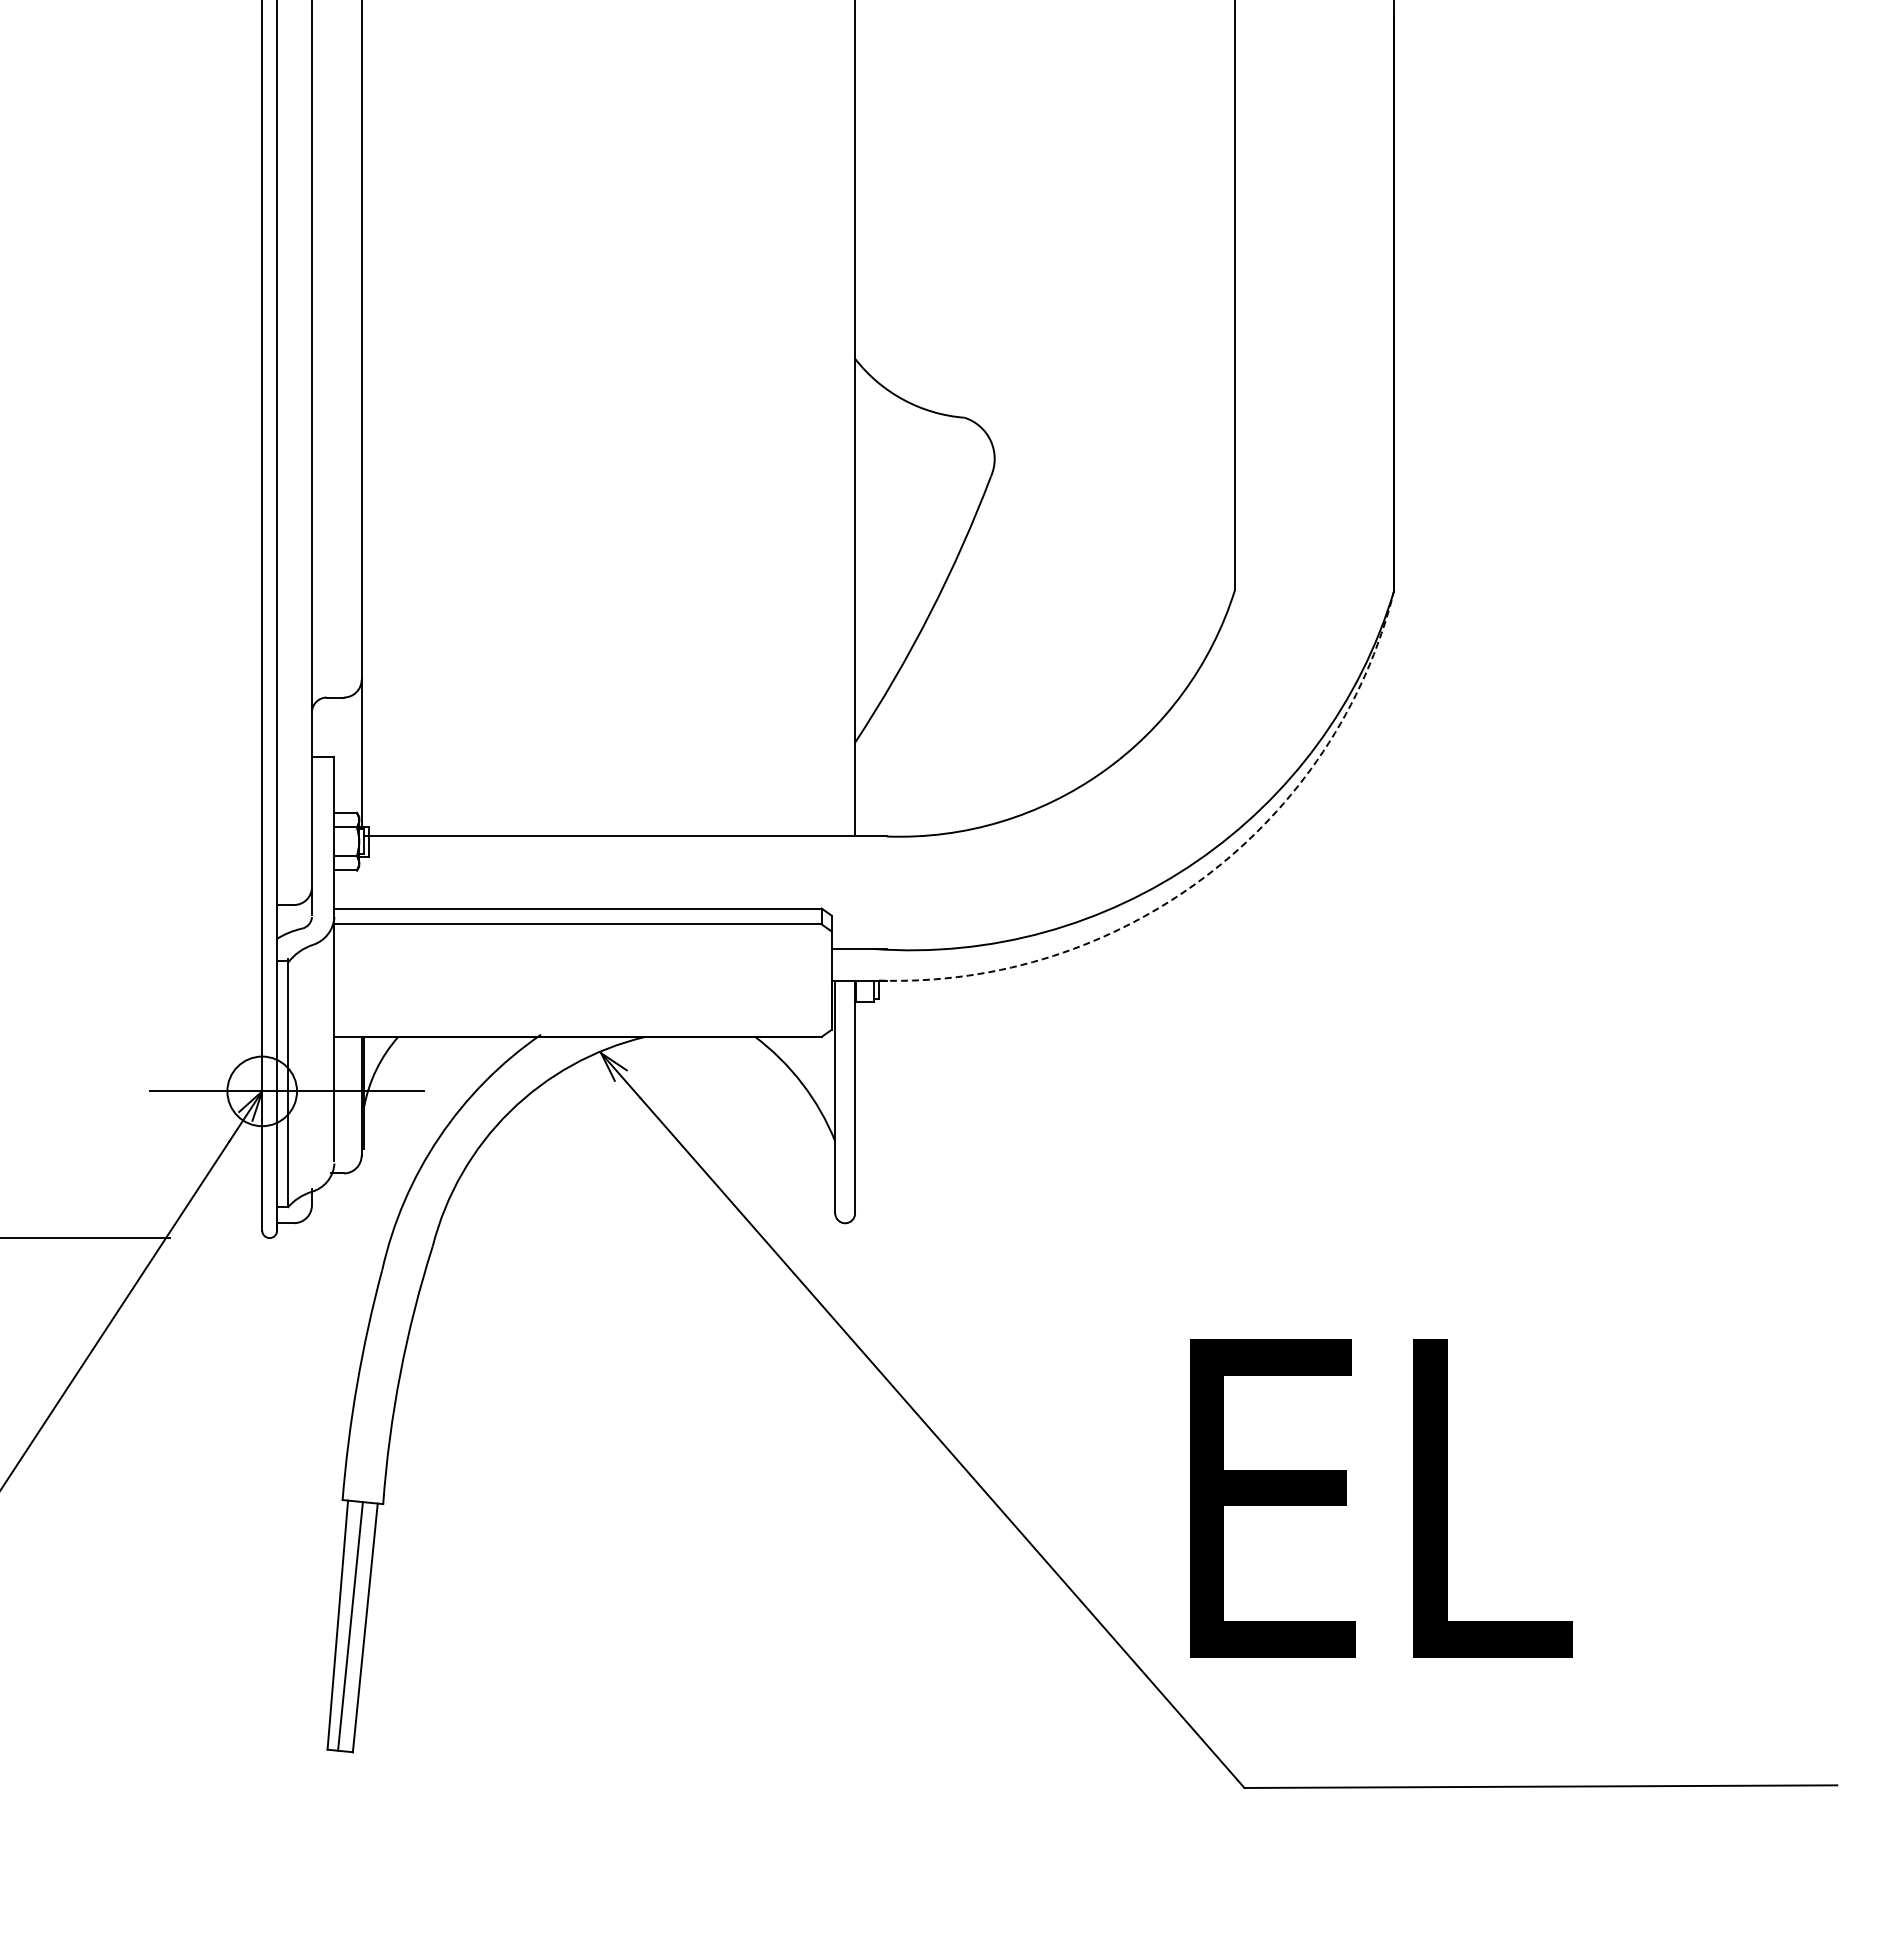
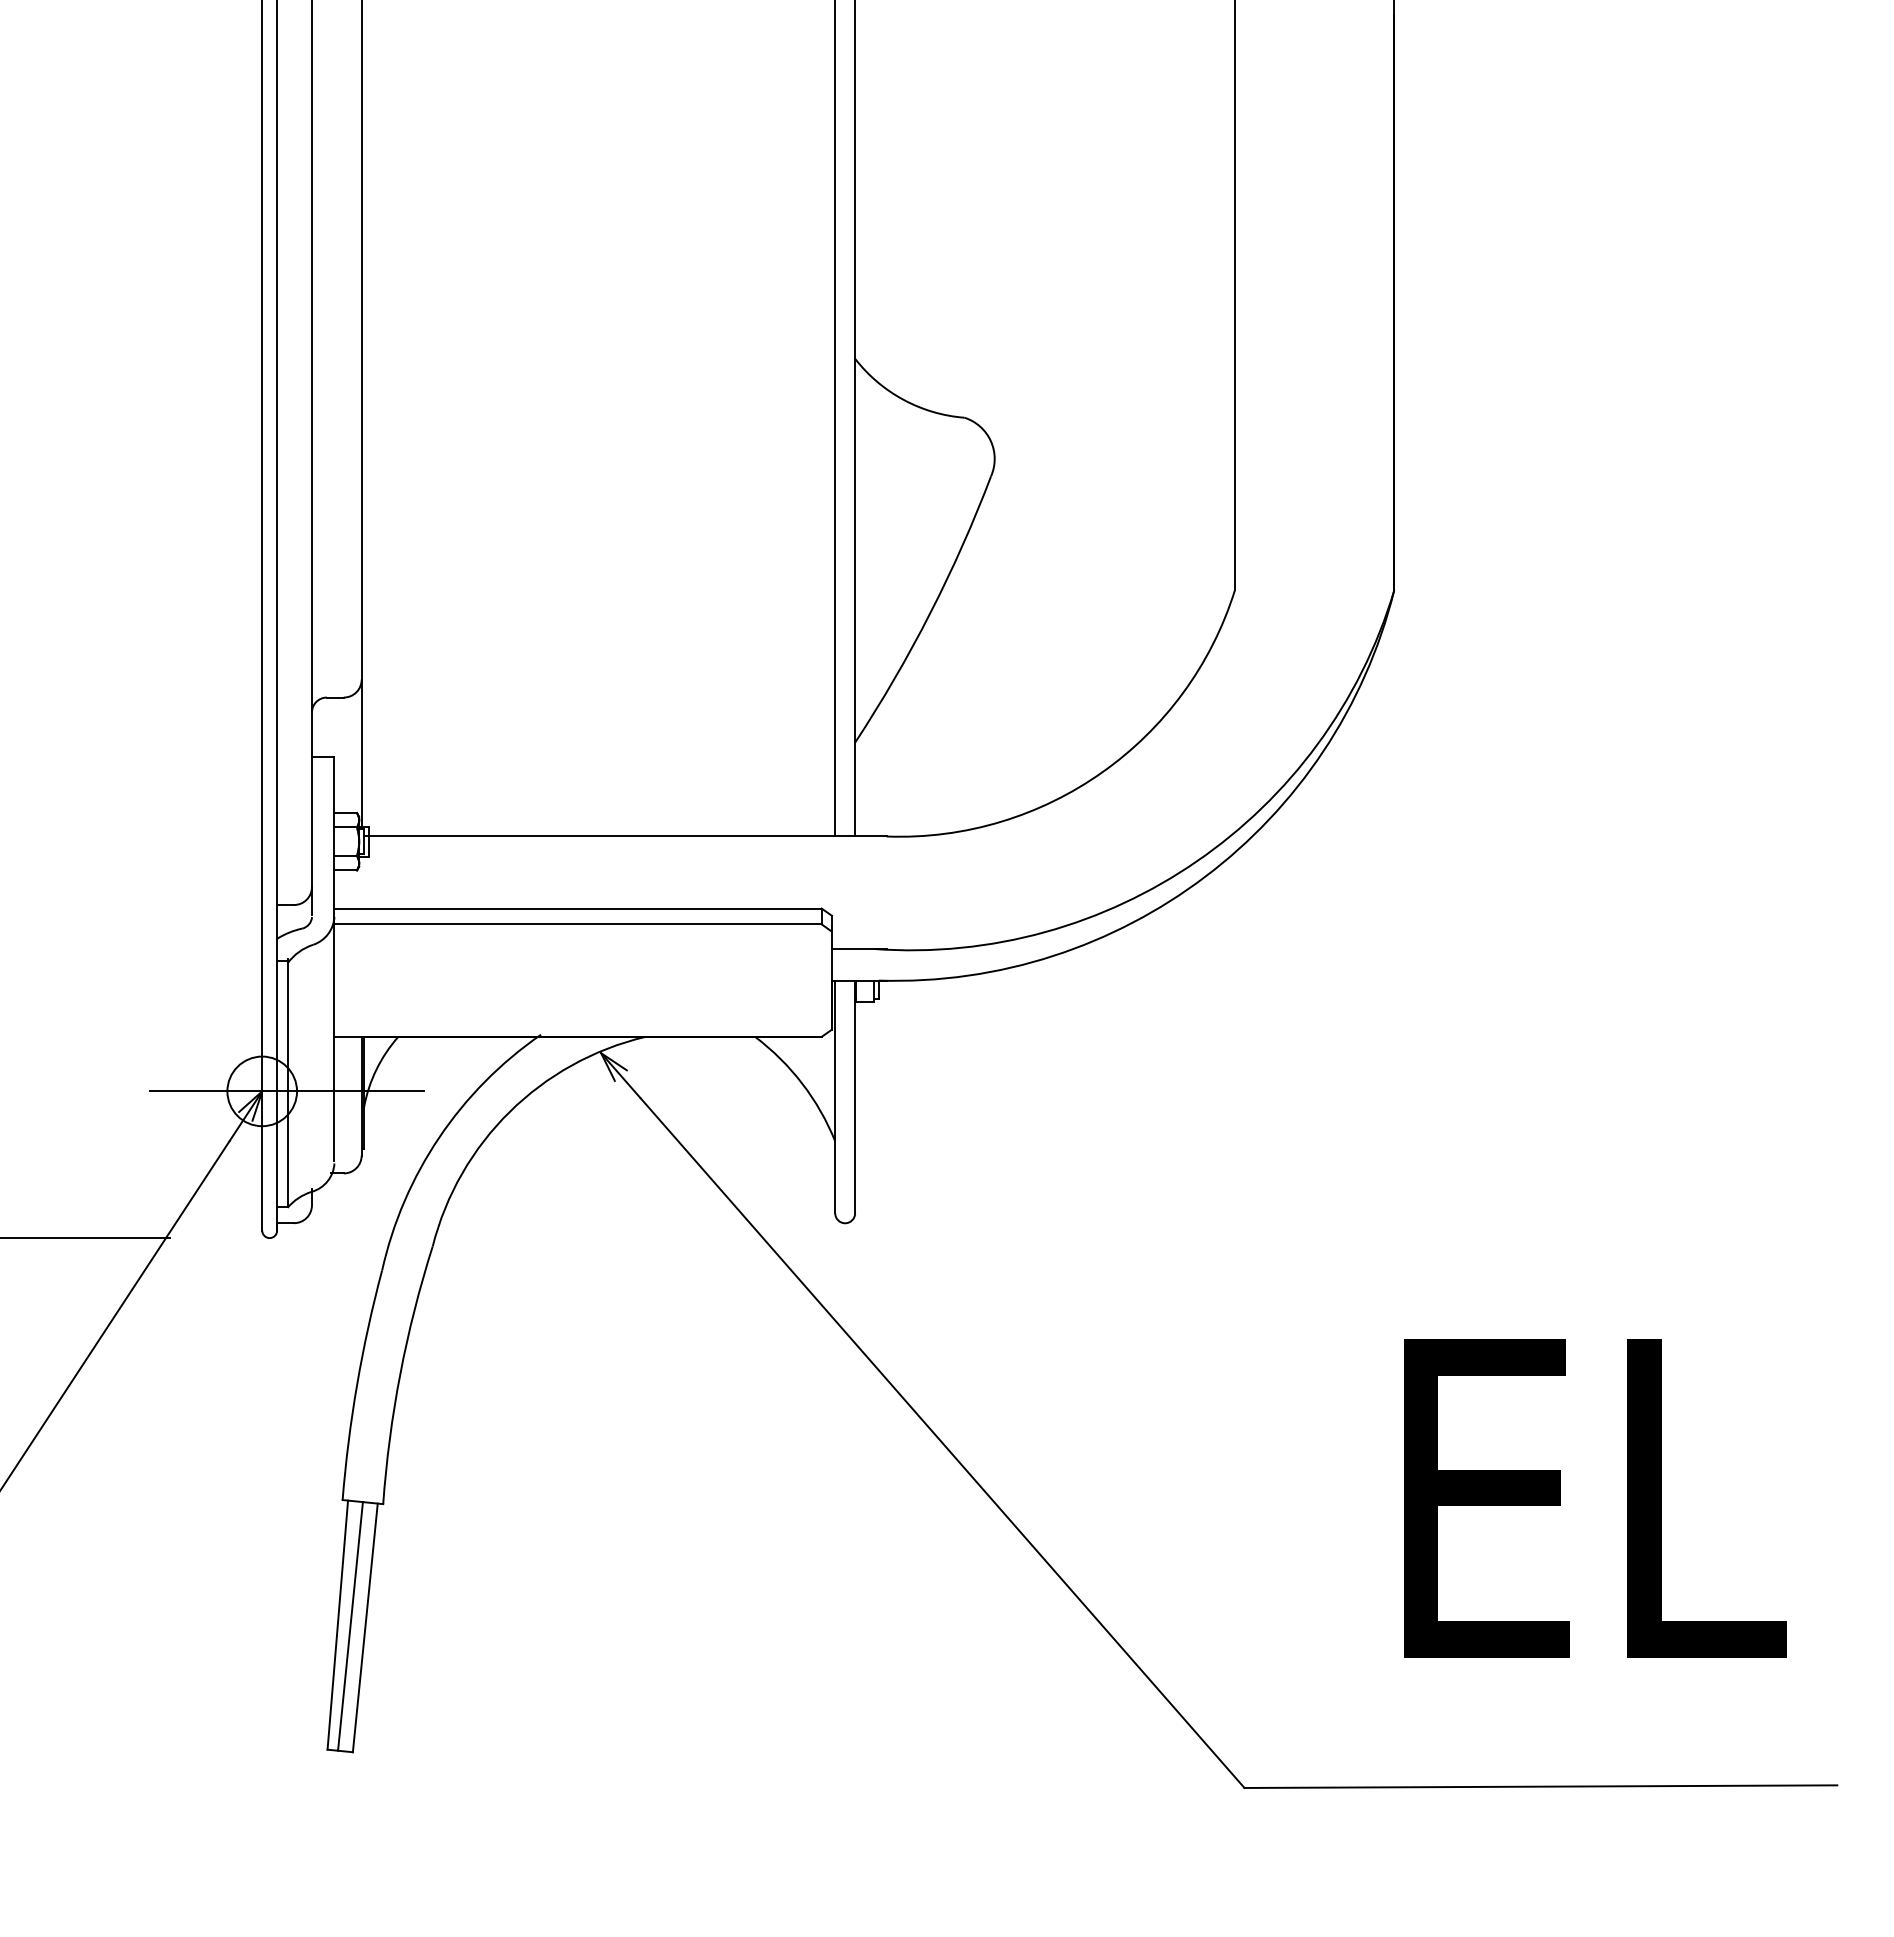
line: none -> present (835, 419)
arc: dashed -> solid (1205, 876)
text position: (1381, 1498) -> (1595, 1498) (1595, 1498)
